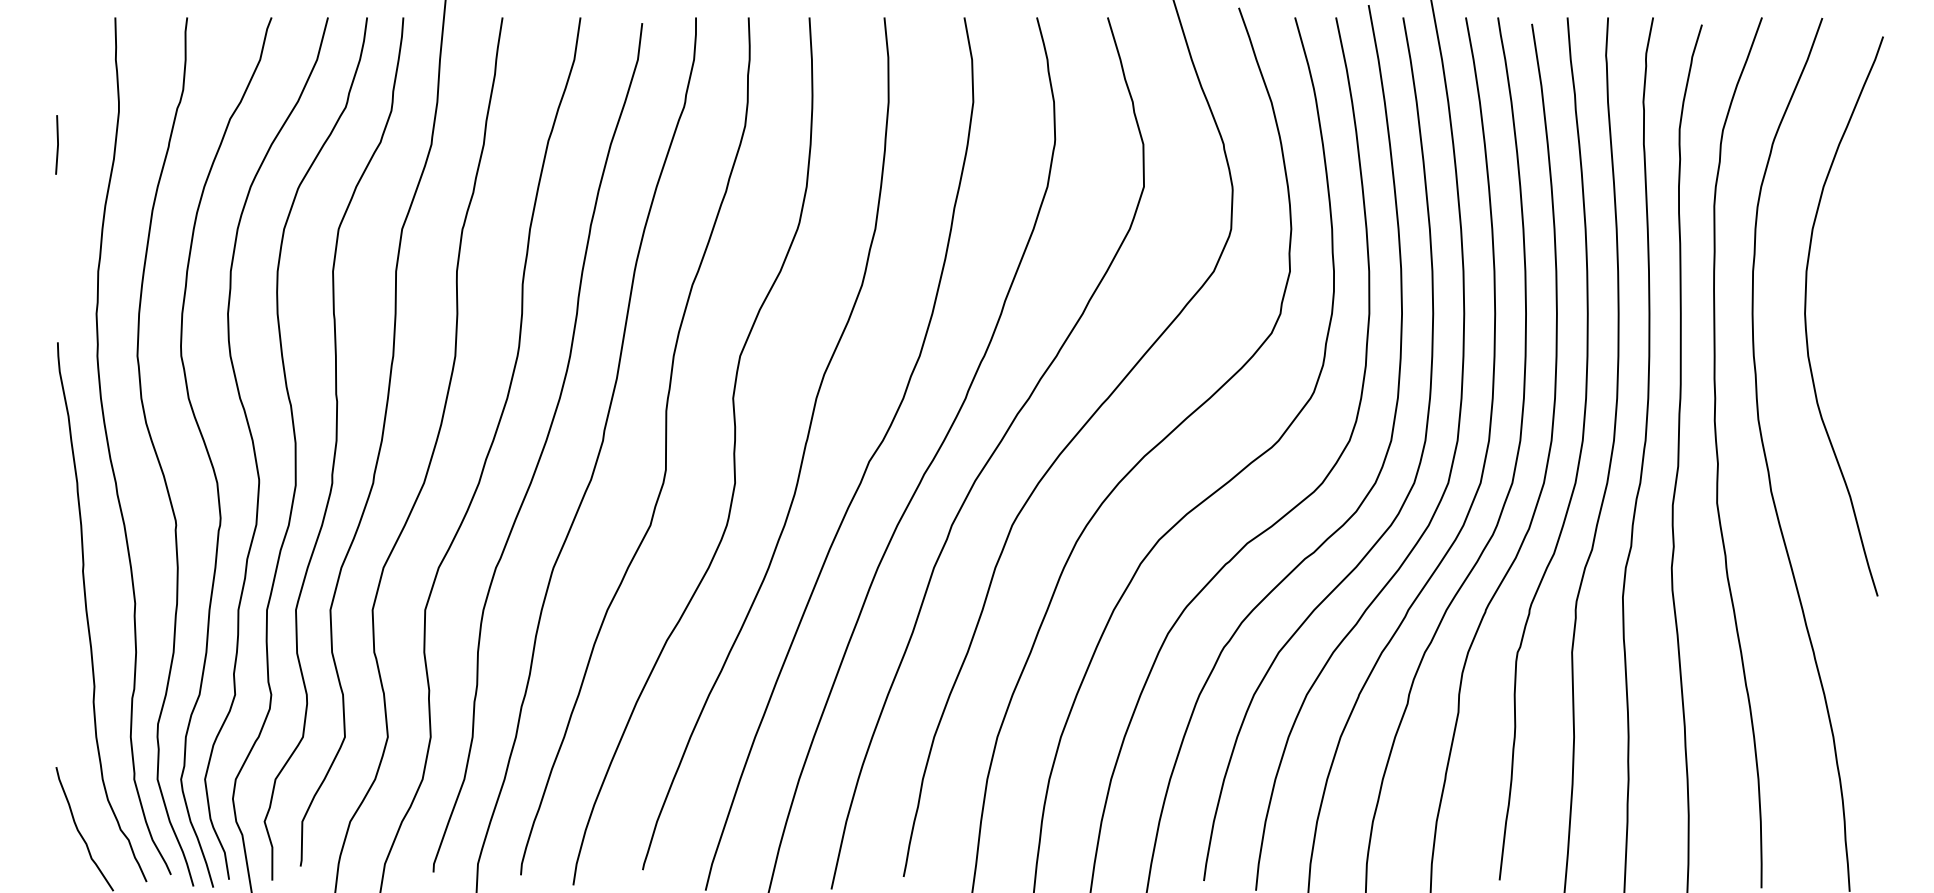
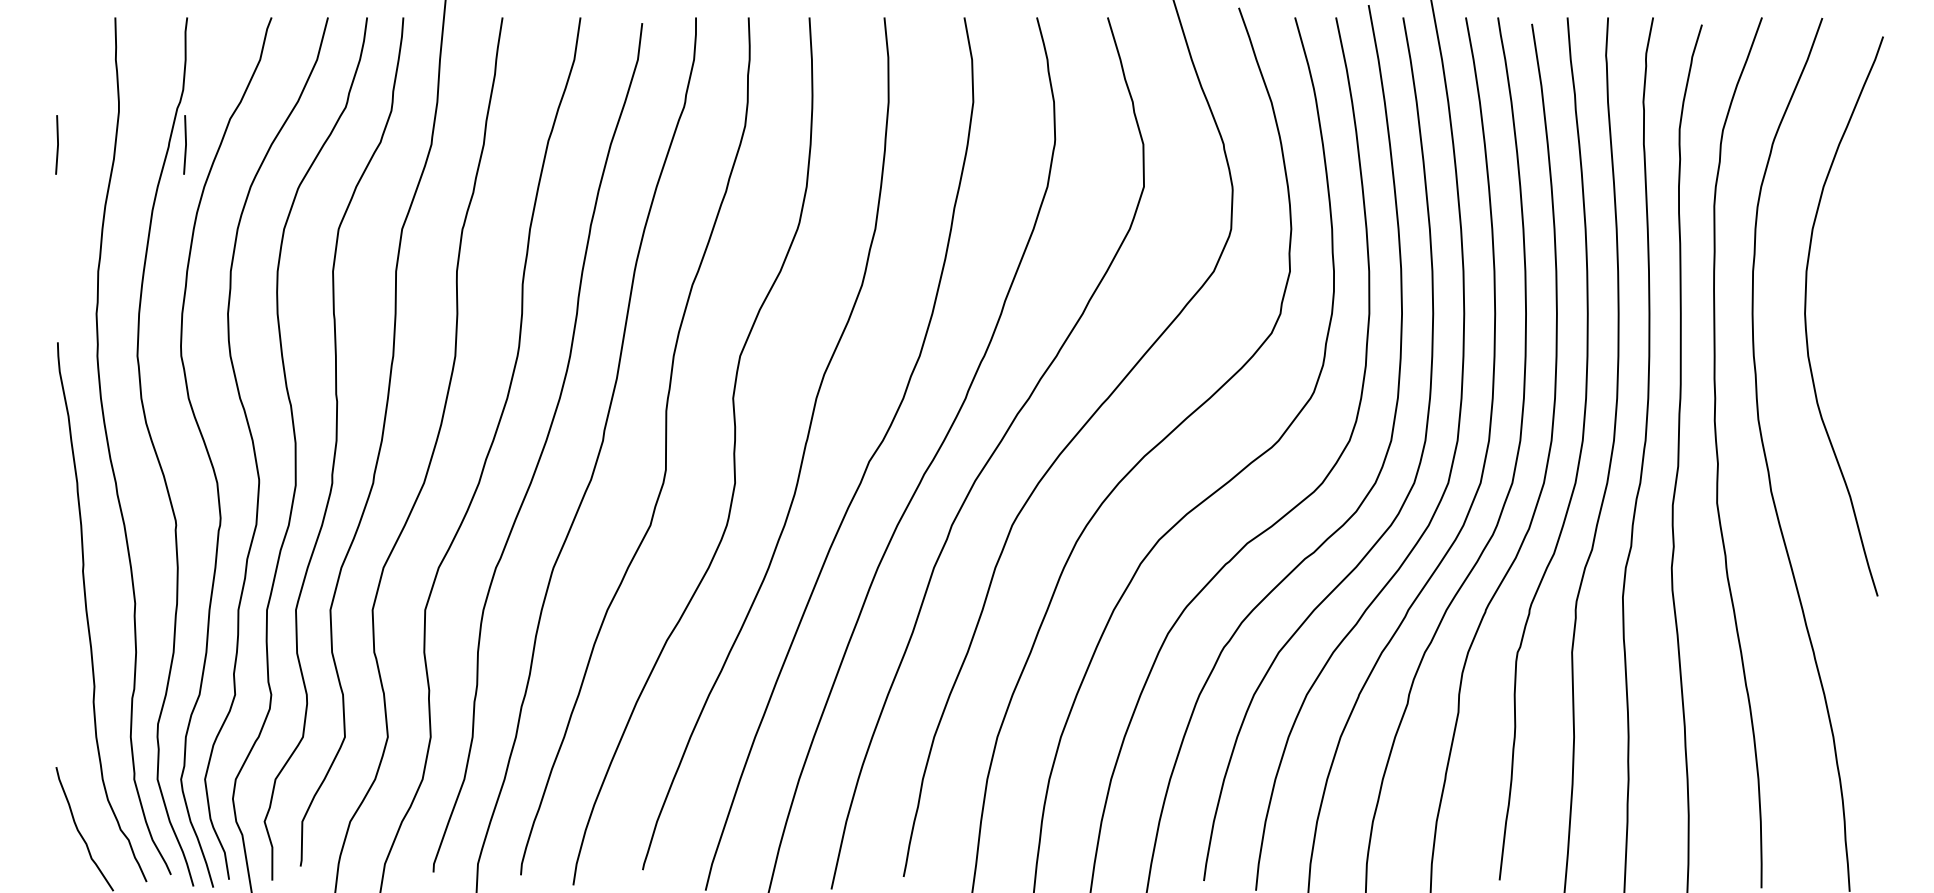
line: none -> present (185, 144)
